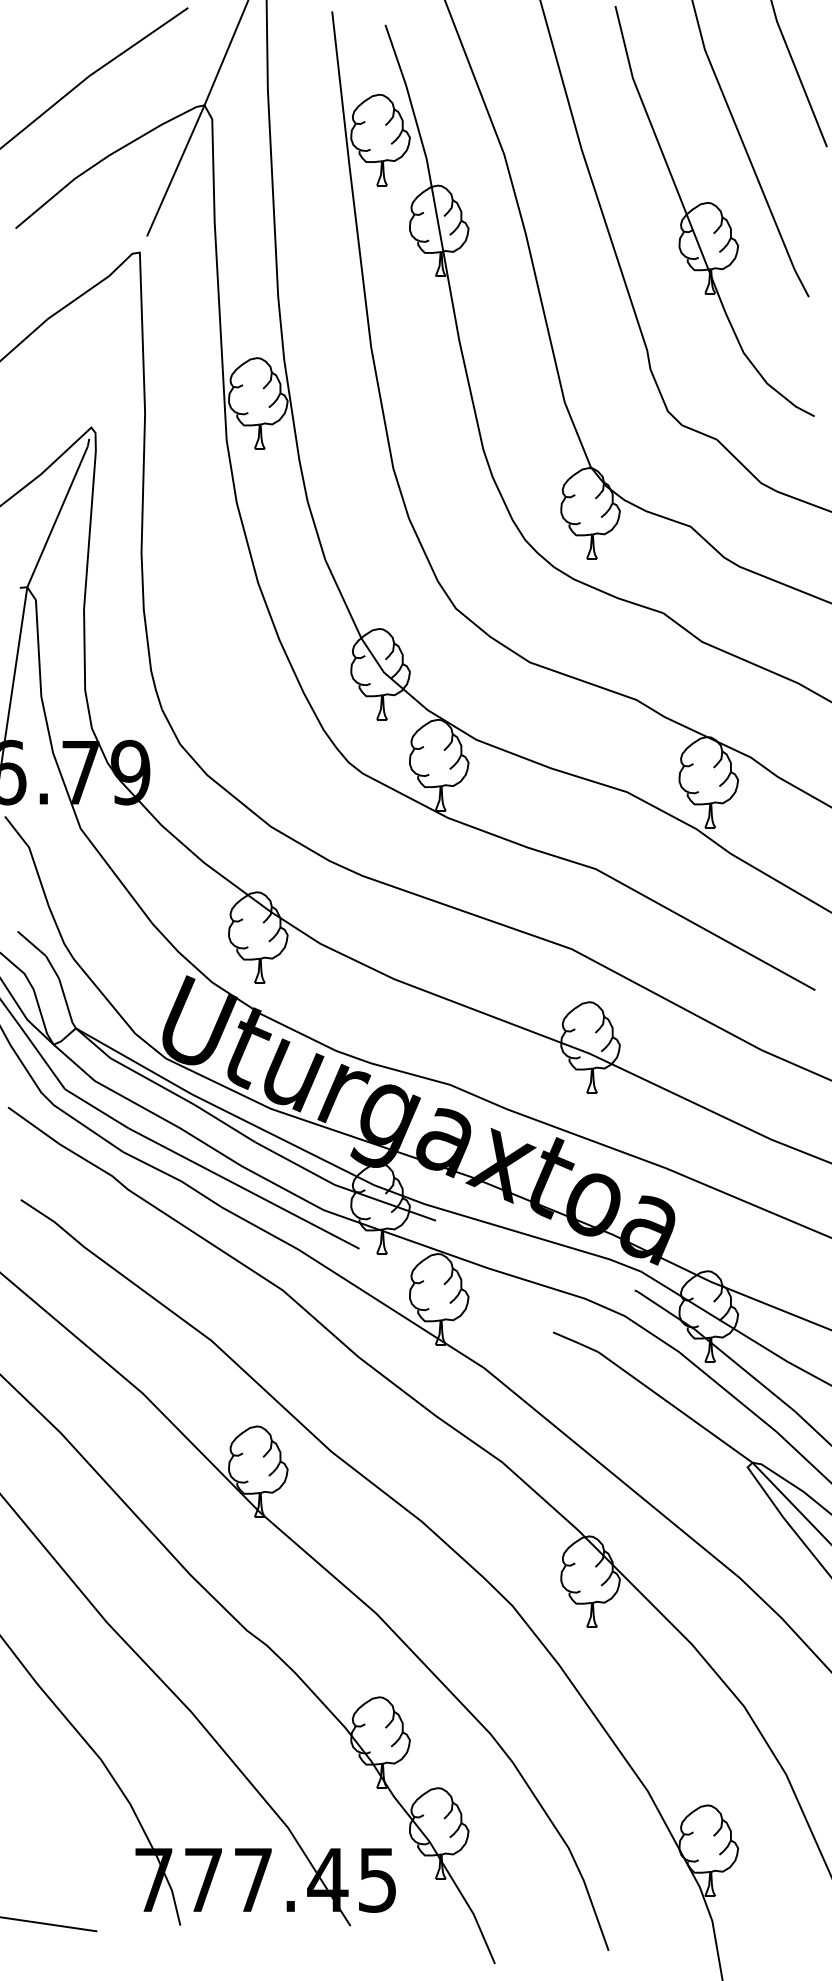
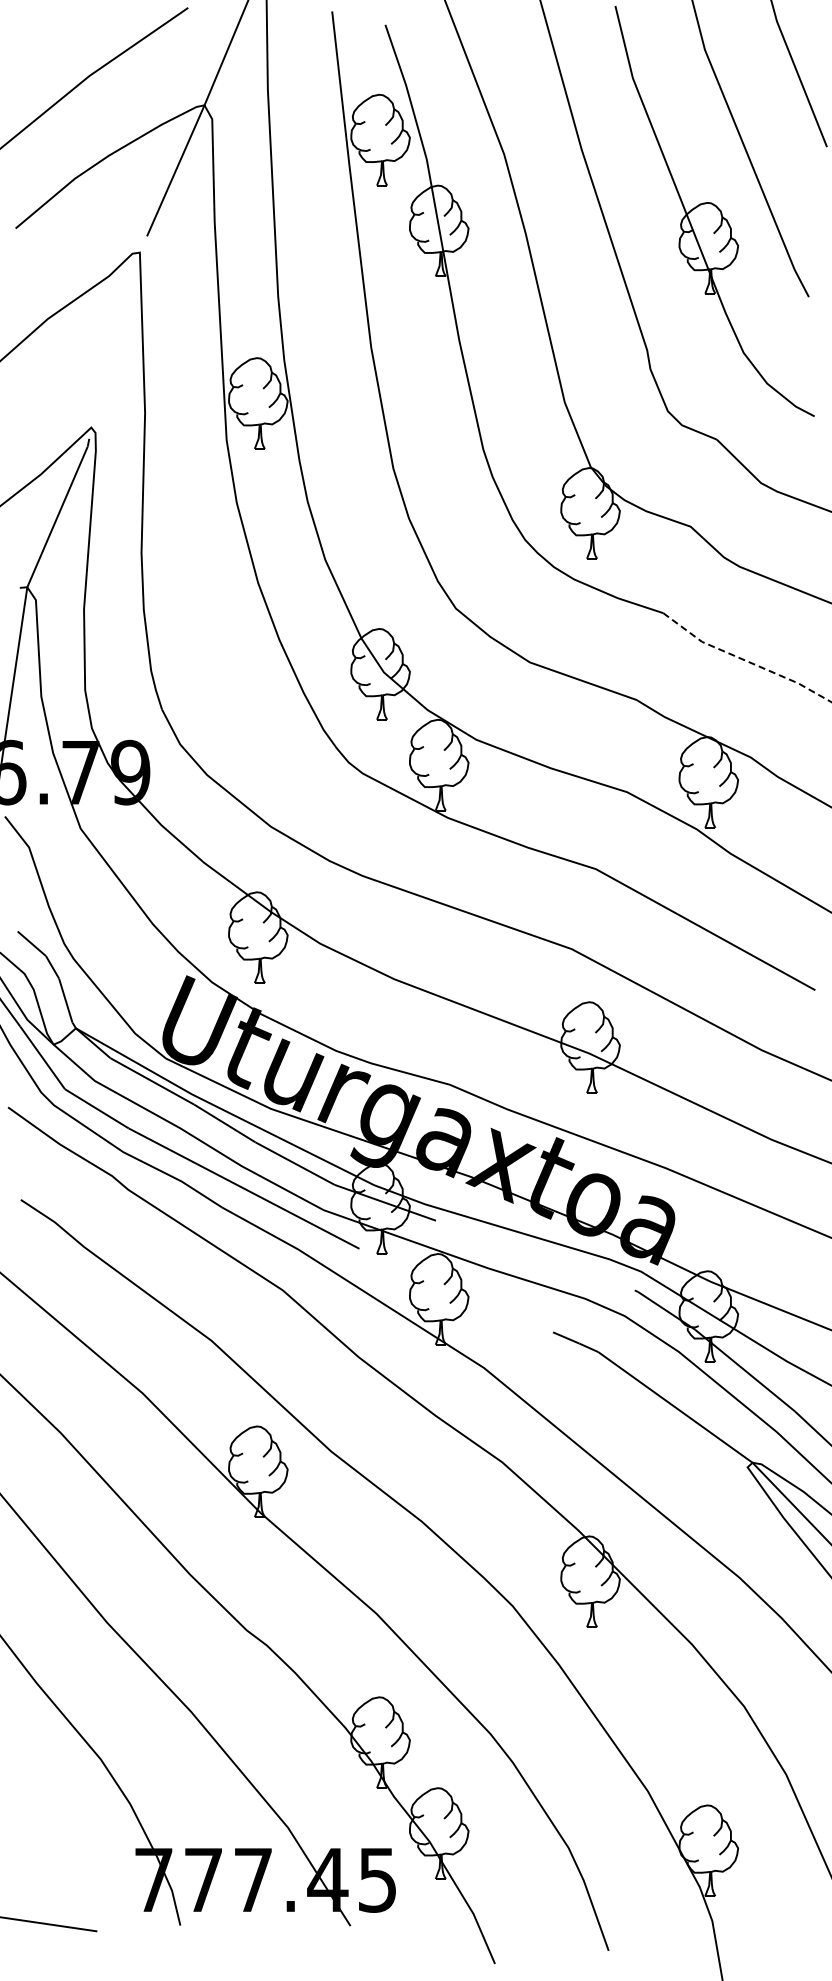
line: solid -> dashed (745, 660)
